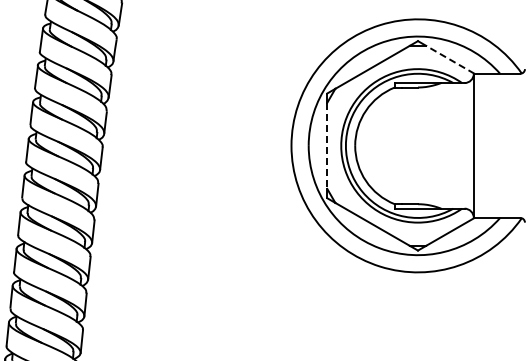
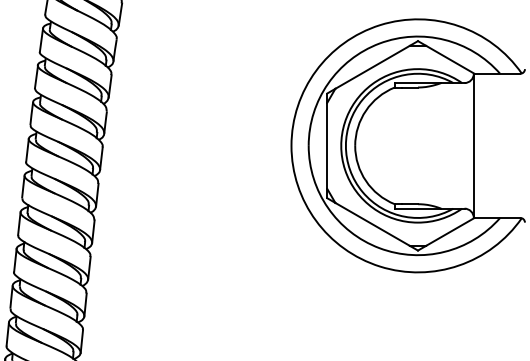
line: dashed -> solid (449, 59)
line: dashed -> solid (327, 146)
